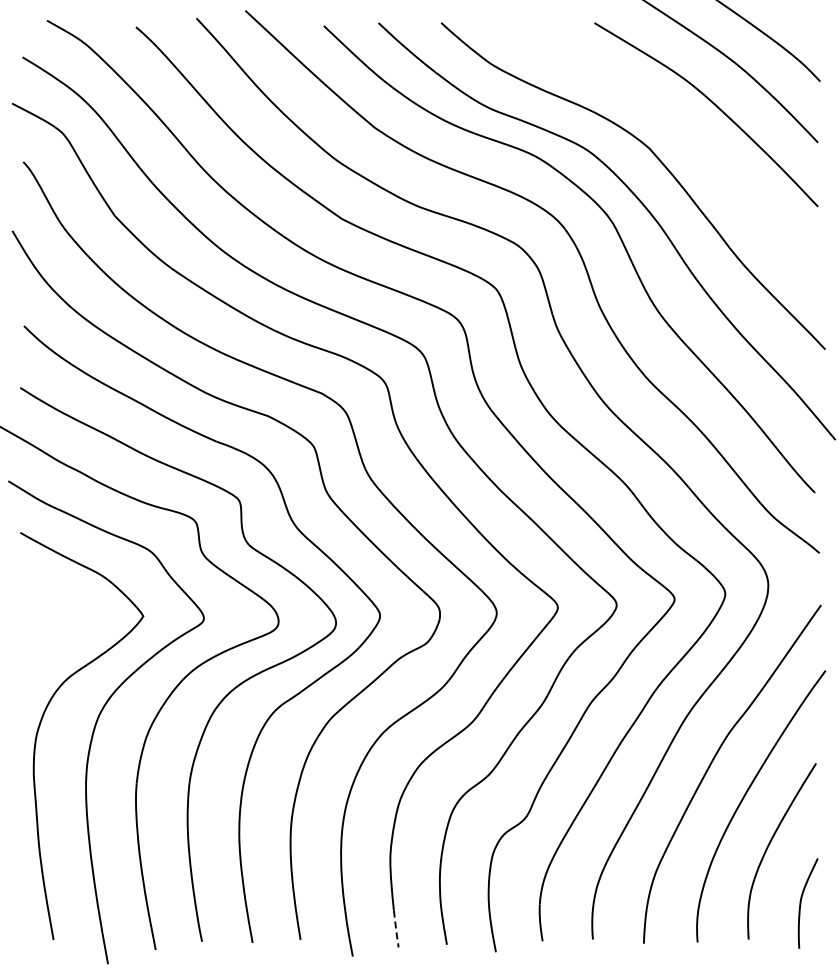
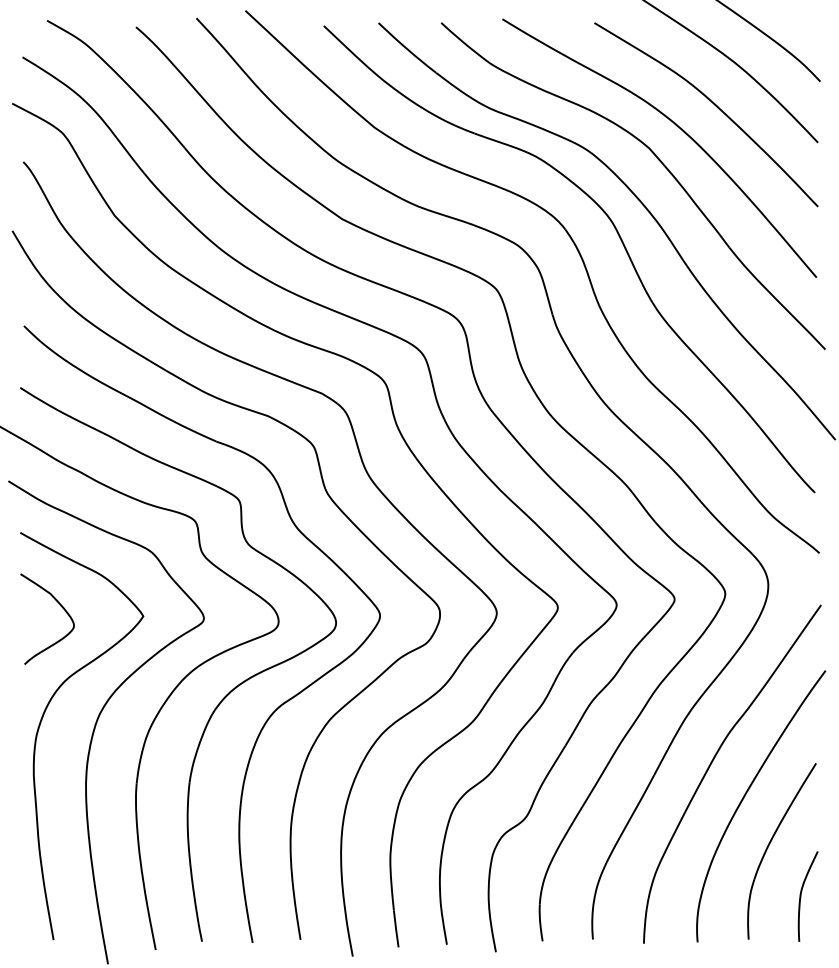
curve: none -> present (677, 127)
curve: none -> present (59, 605)
curve position: (801, 903) -> (801, 896) (801, 896)
line: dashed -> solid (396, 929)
